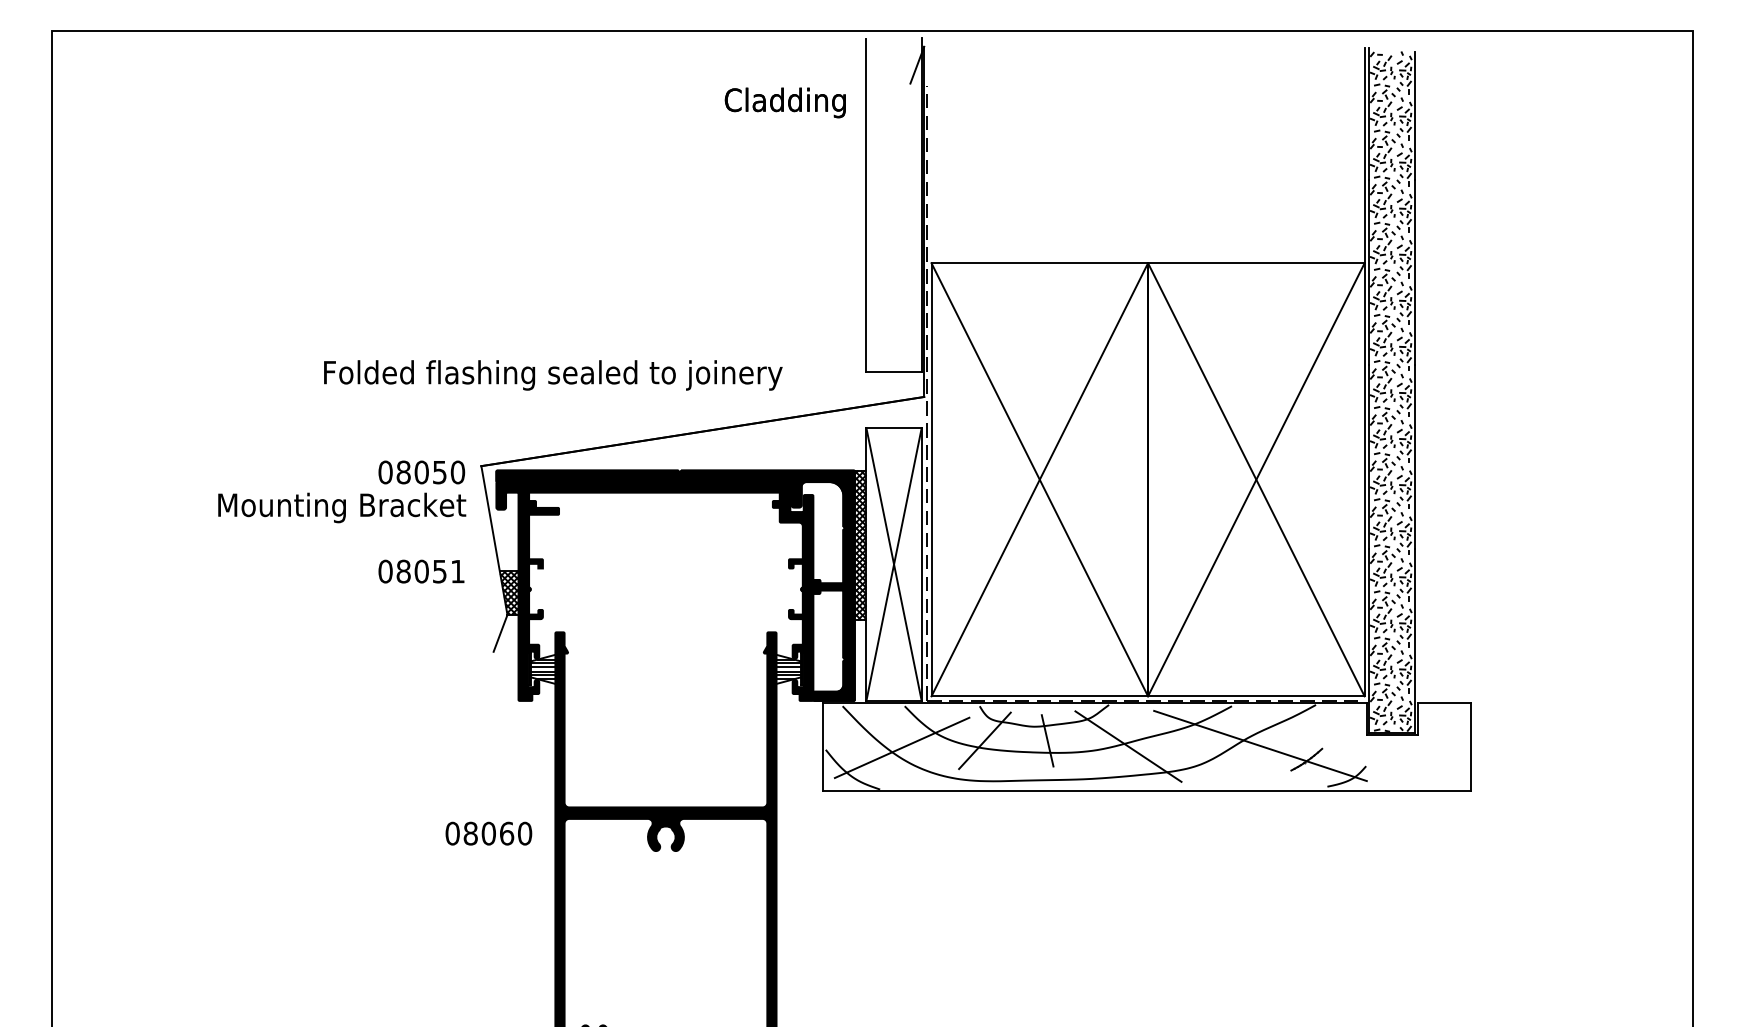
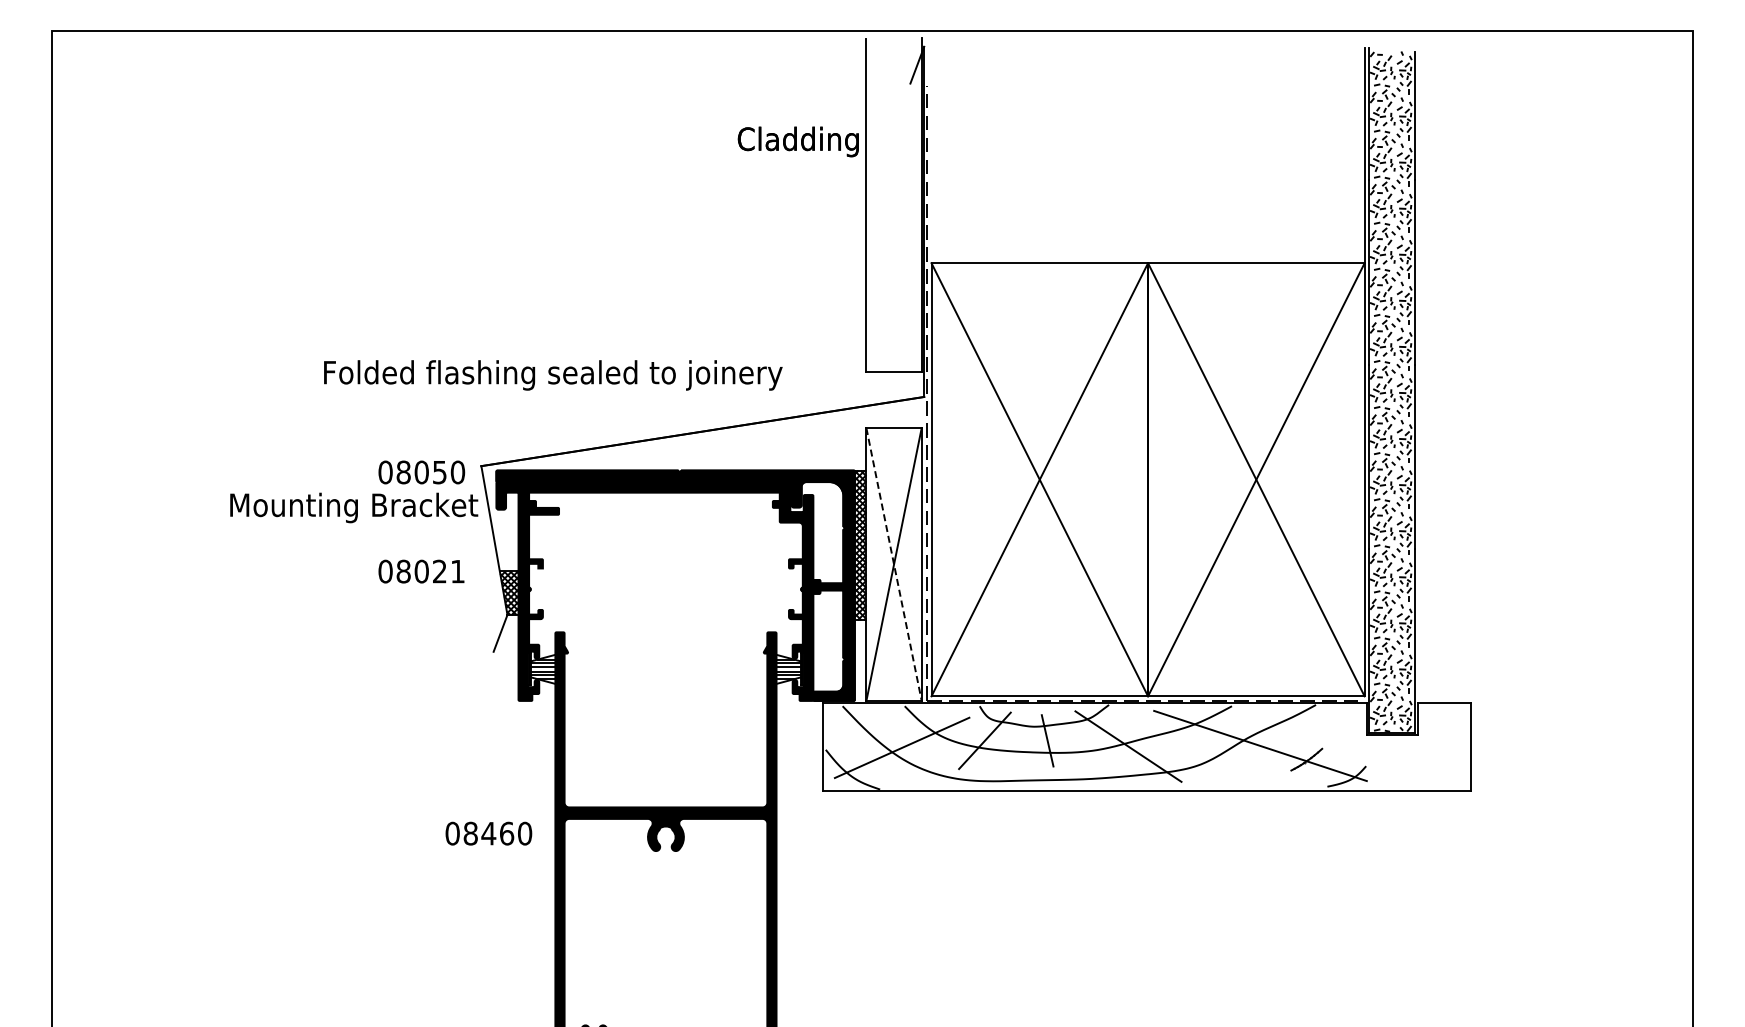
text position: (784, 102) -> (797, 141) (797, 141)
text position: (342, 507) -> (354, 507) (354, 507)
line: solid -> dashed (894, 565)
text: 08051 -> 08021 (439, 571)
text: 08060 -> 08460 (488, 833)
